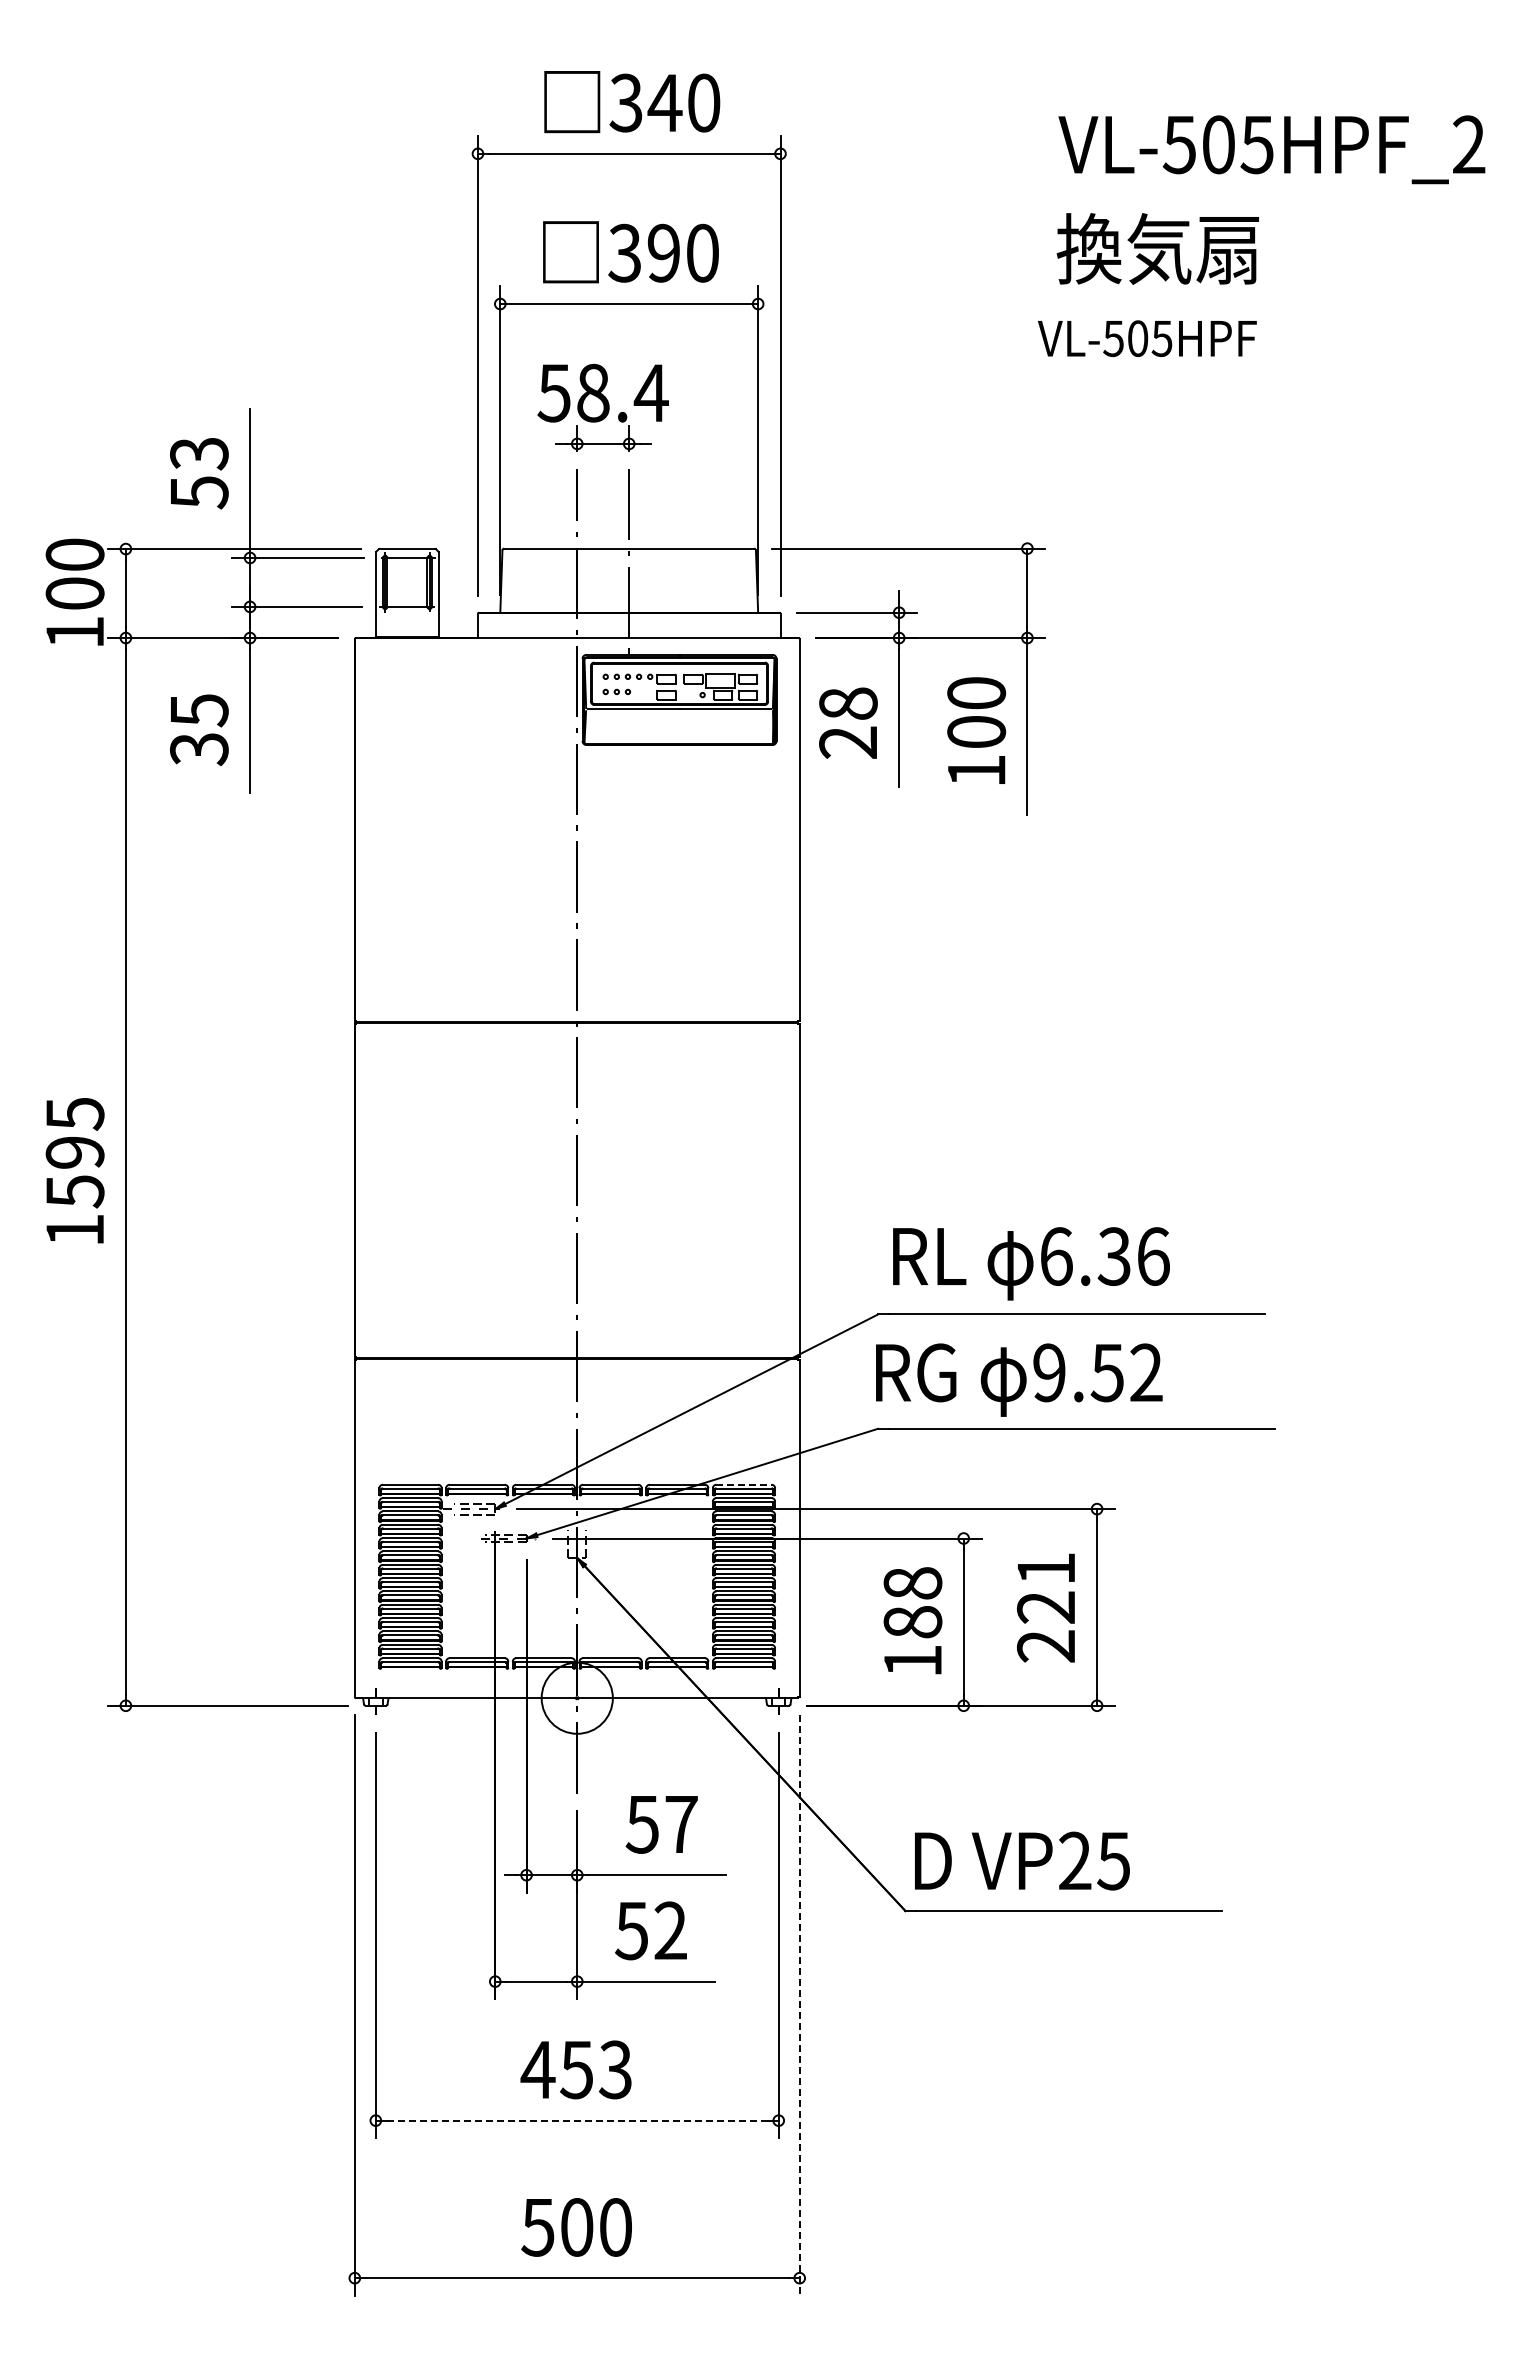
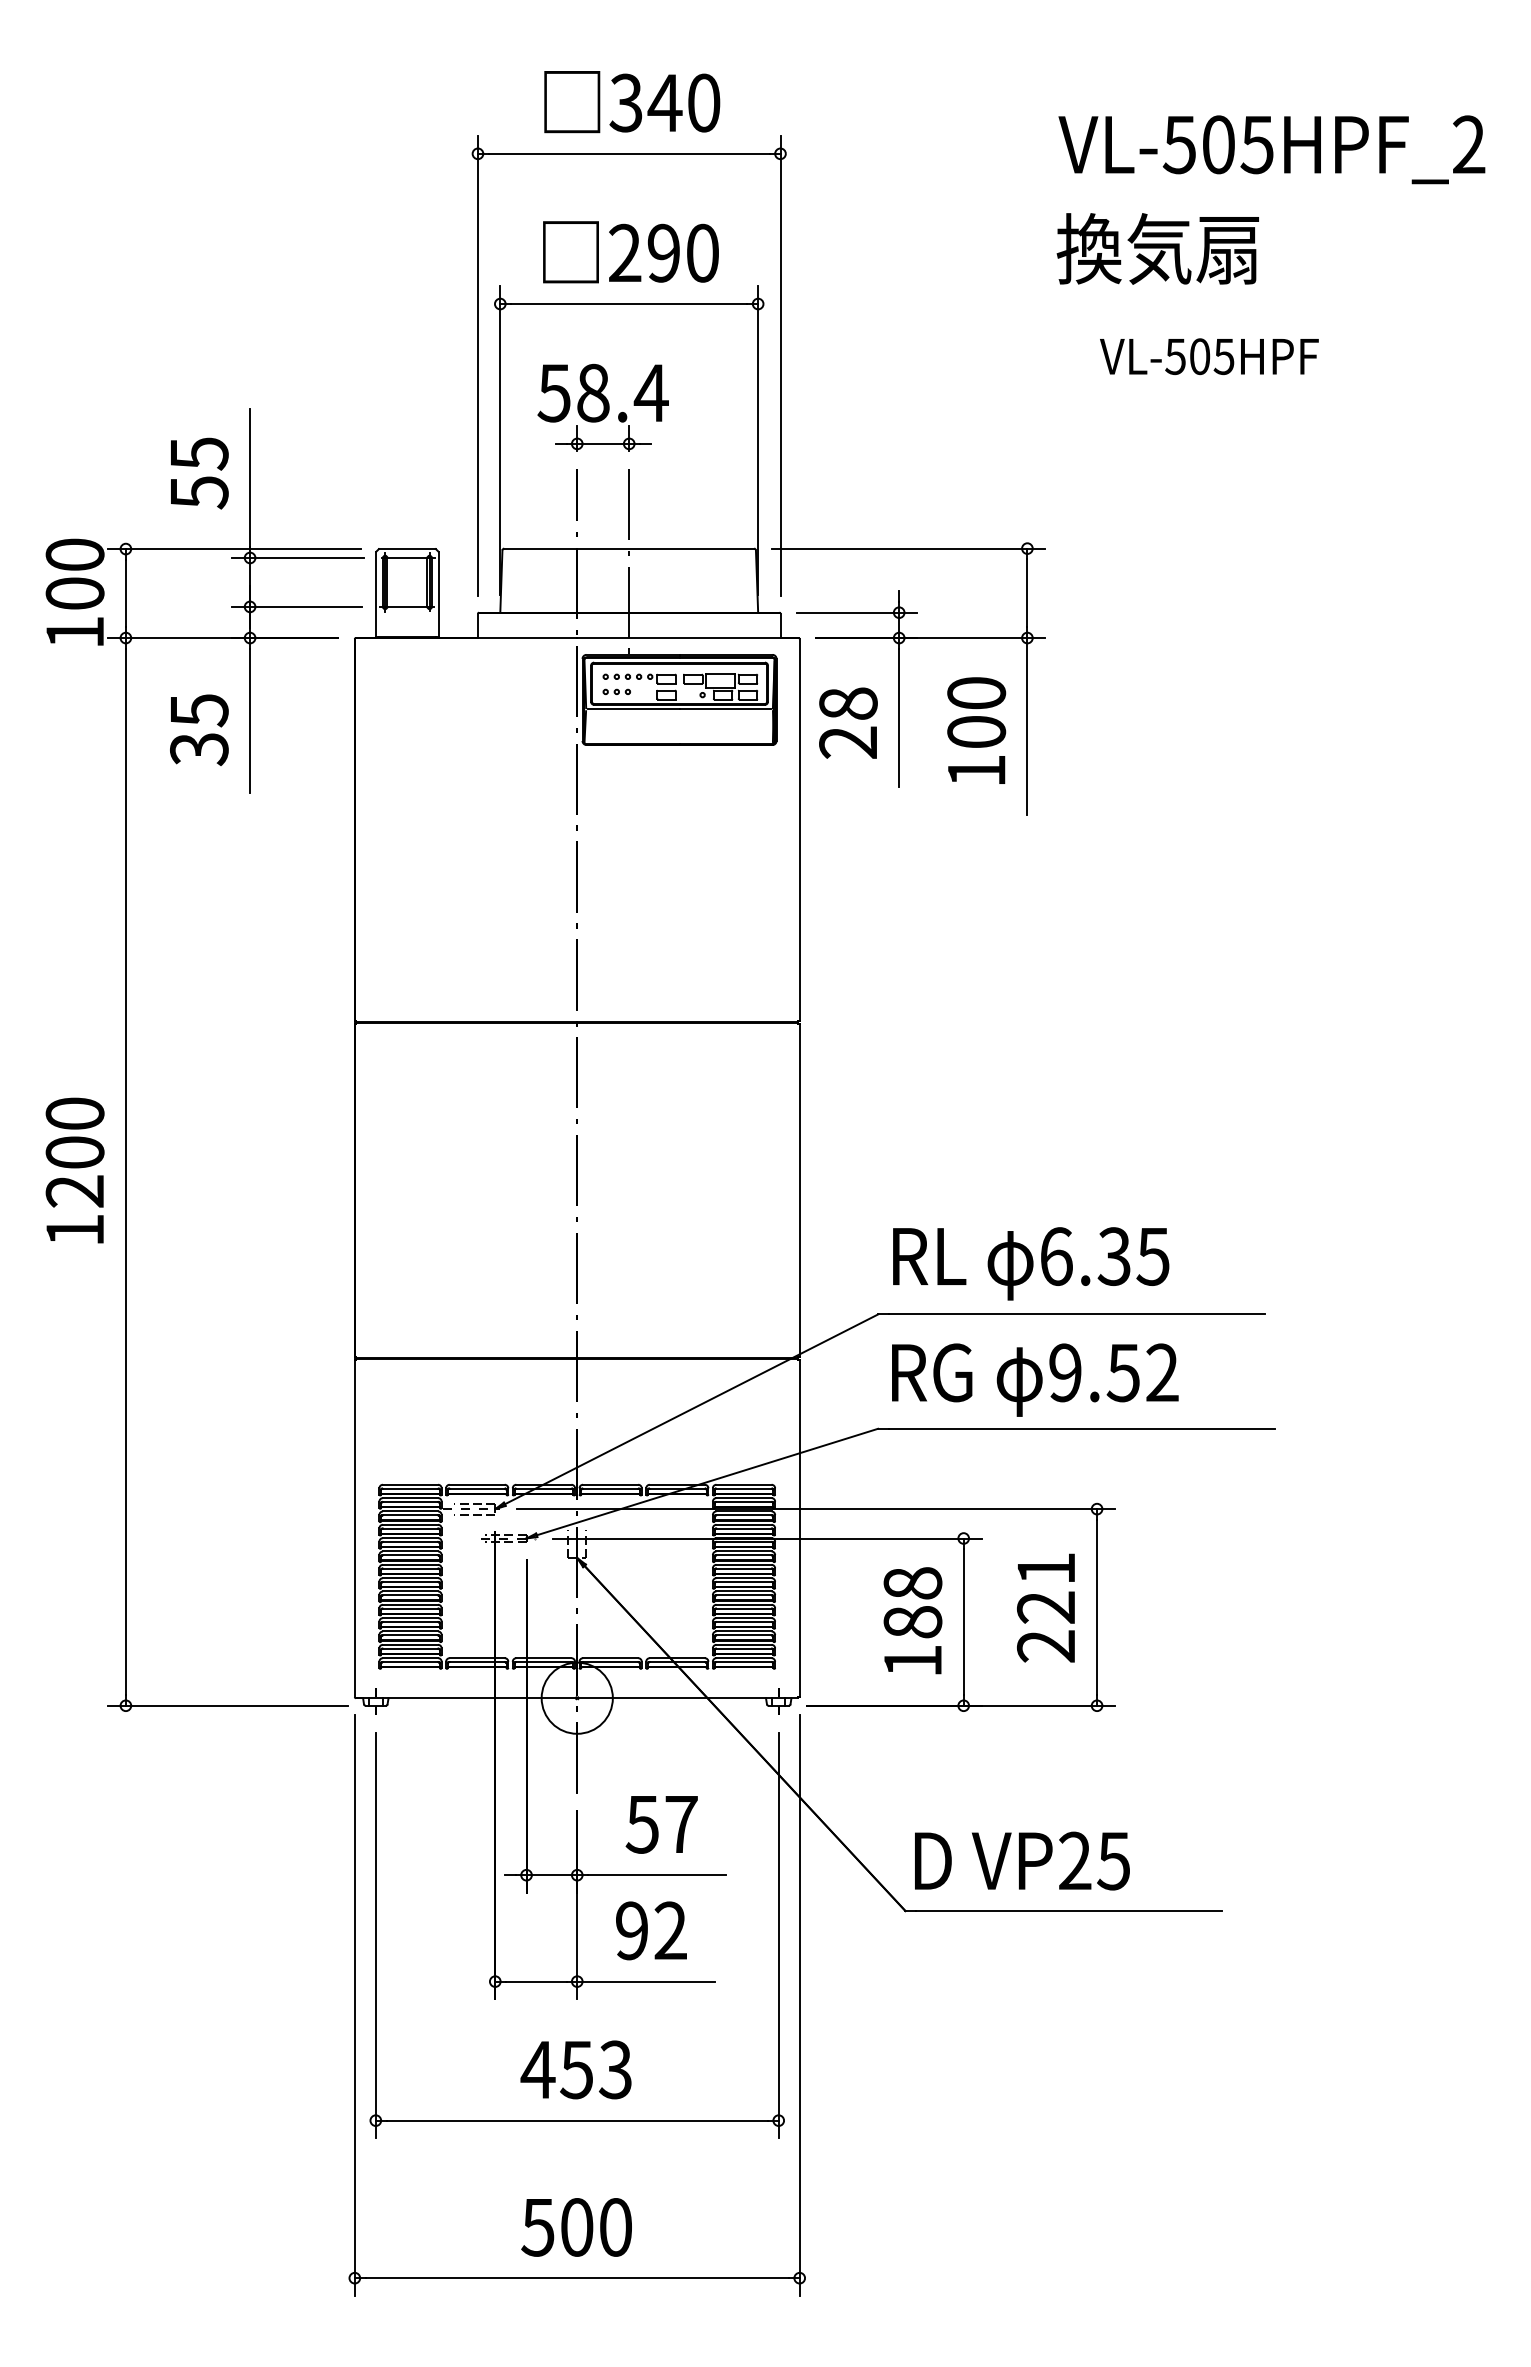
text: 390 -> 290 (624, 253)
text position: (1147, 338) -> (1209, 356) (1209, 356)
text: 53 -> 55 (199, 453)
text: 1595 -> 1200 (74, 1152)
text: 6.36 -> 6.35 (1152, 1256)
text position: (1019, 1379) -> (1035, 1379) (1035, 1379)
line: dashed -> solid (744, 1484)
text: 52 -> 92 (631, 1930)
line: dashed -> solid (799, 2005)
line: dashed -> solid (577, 2120)
